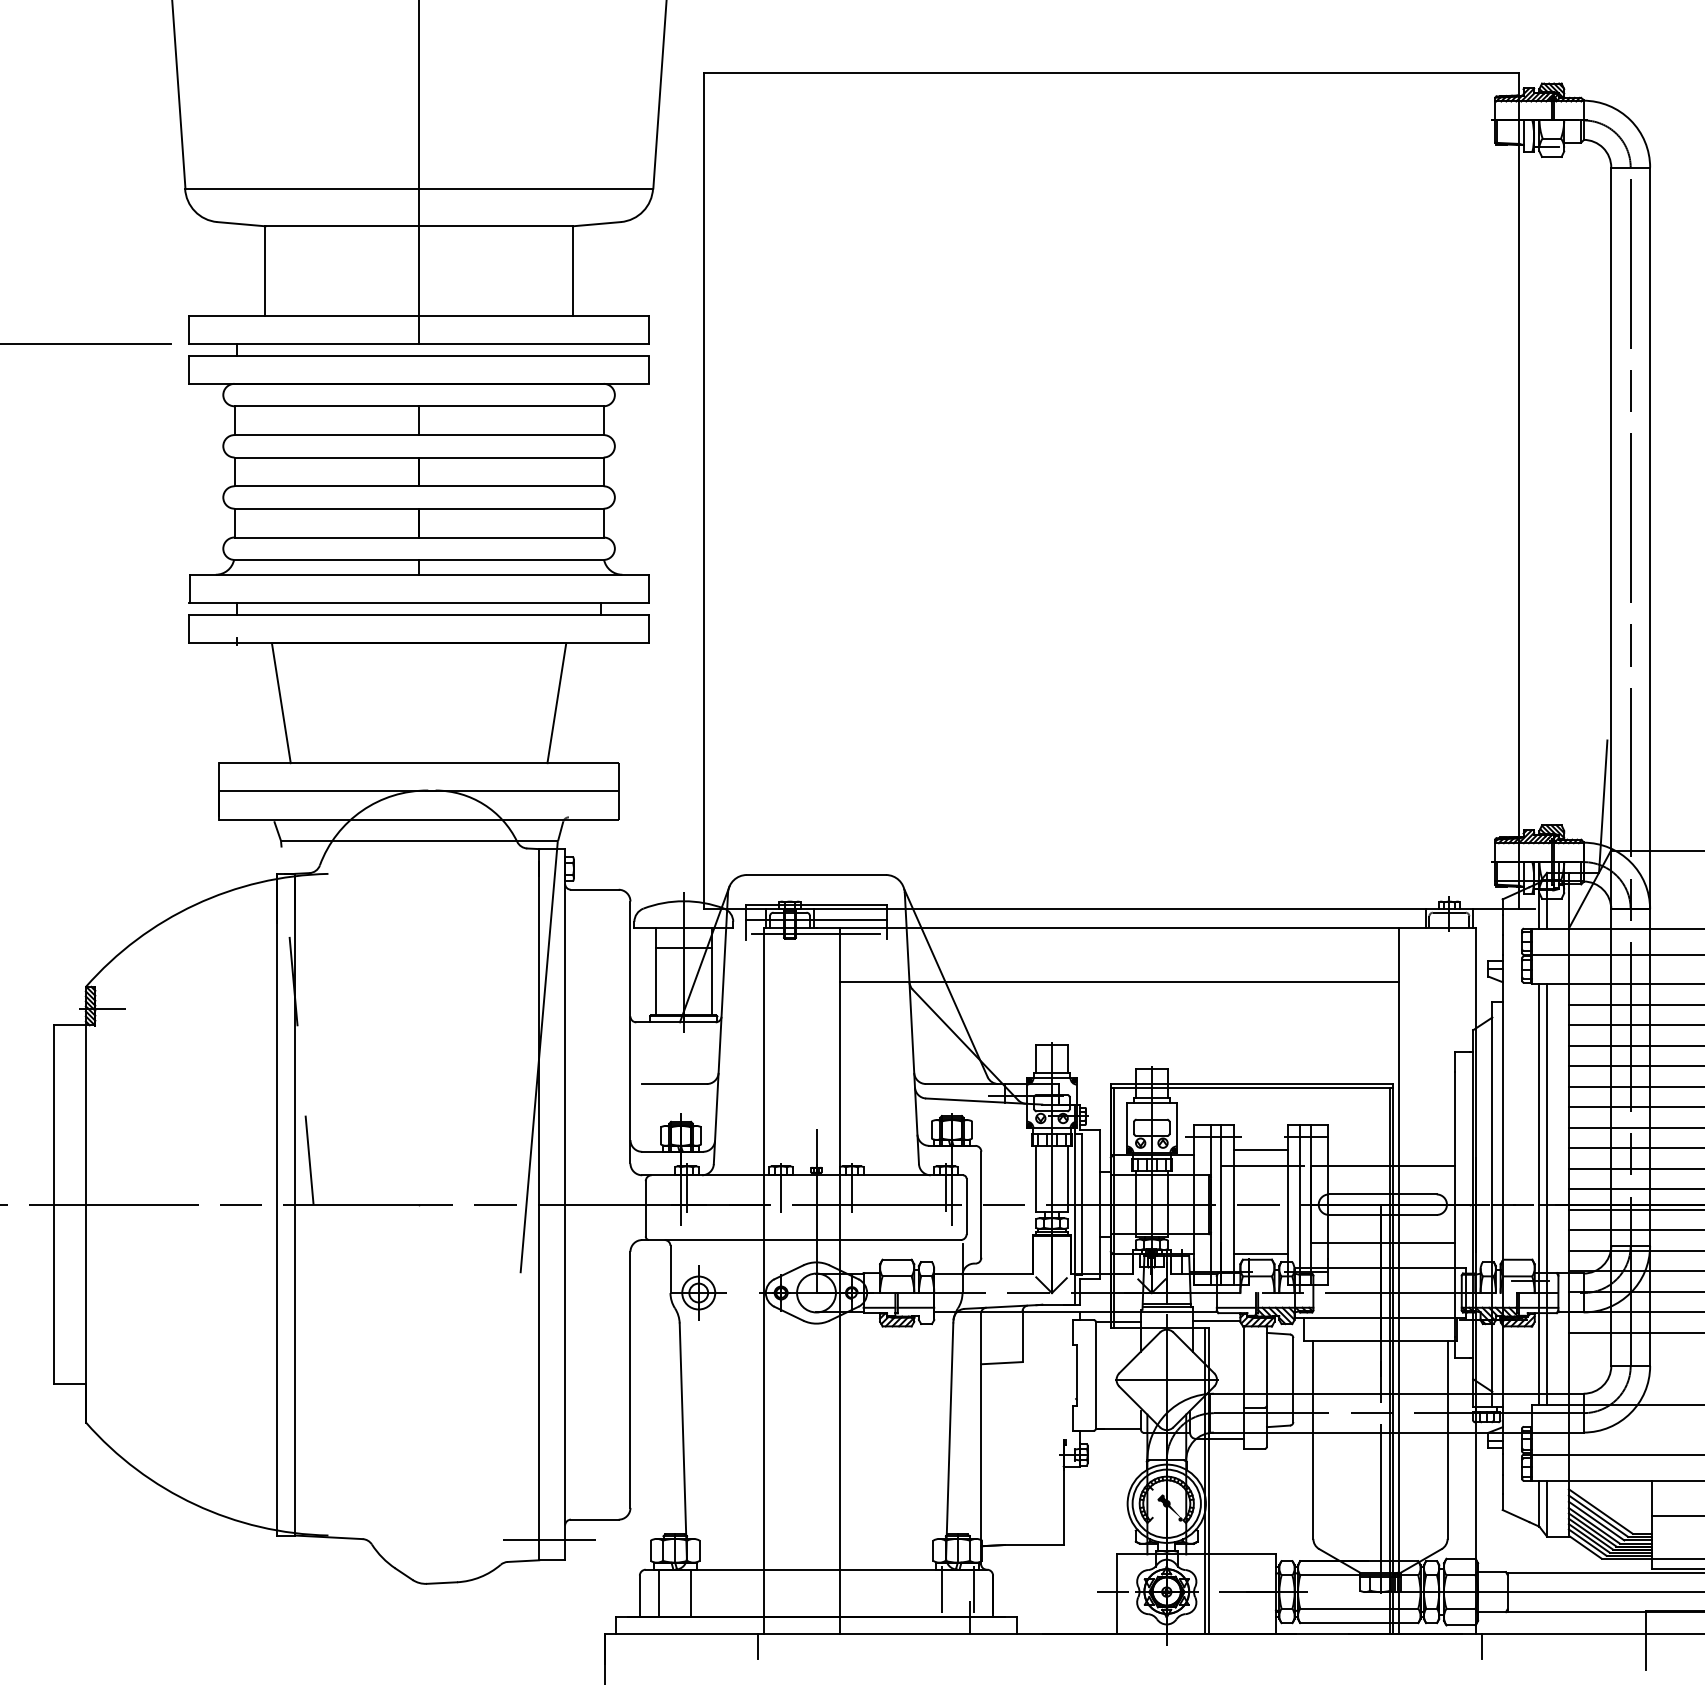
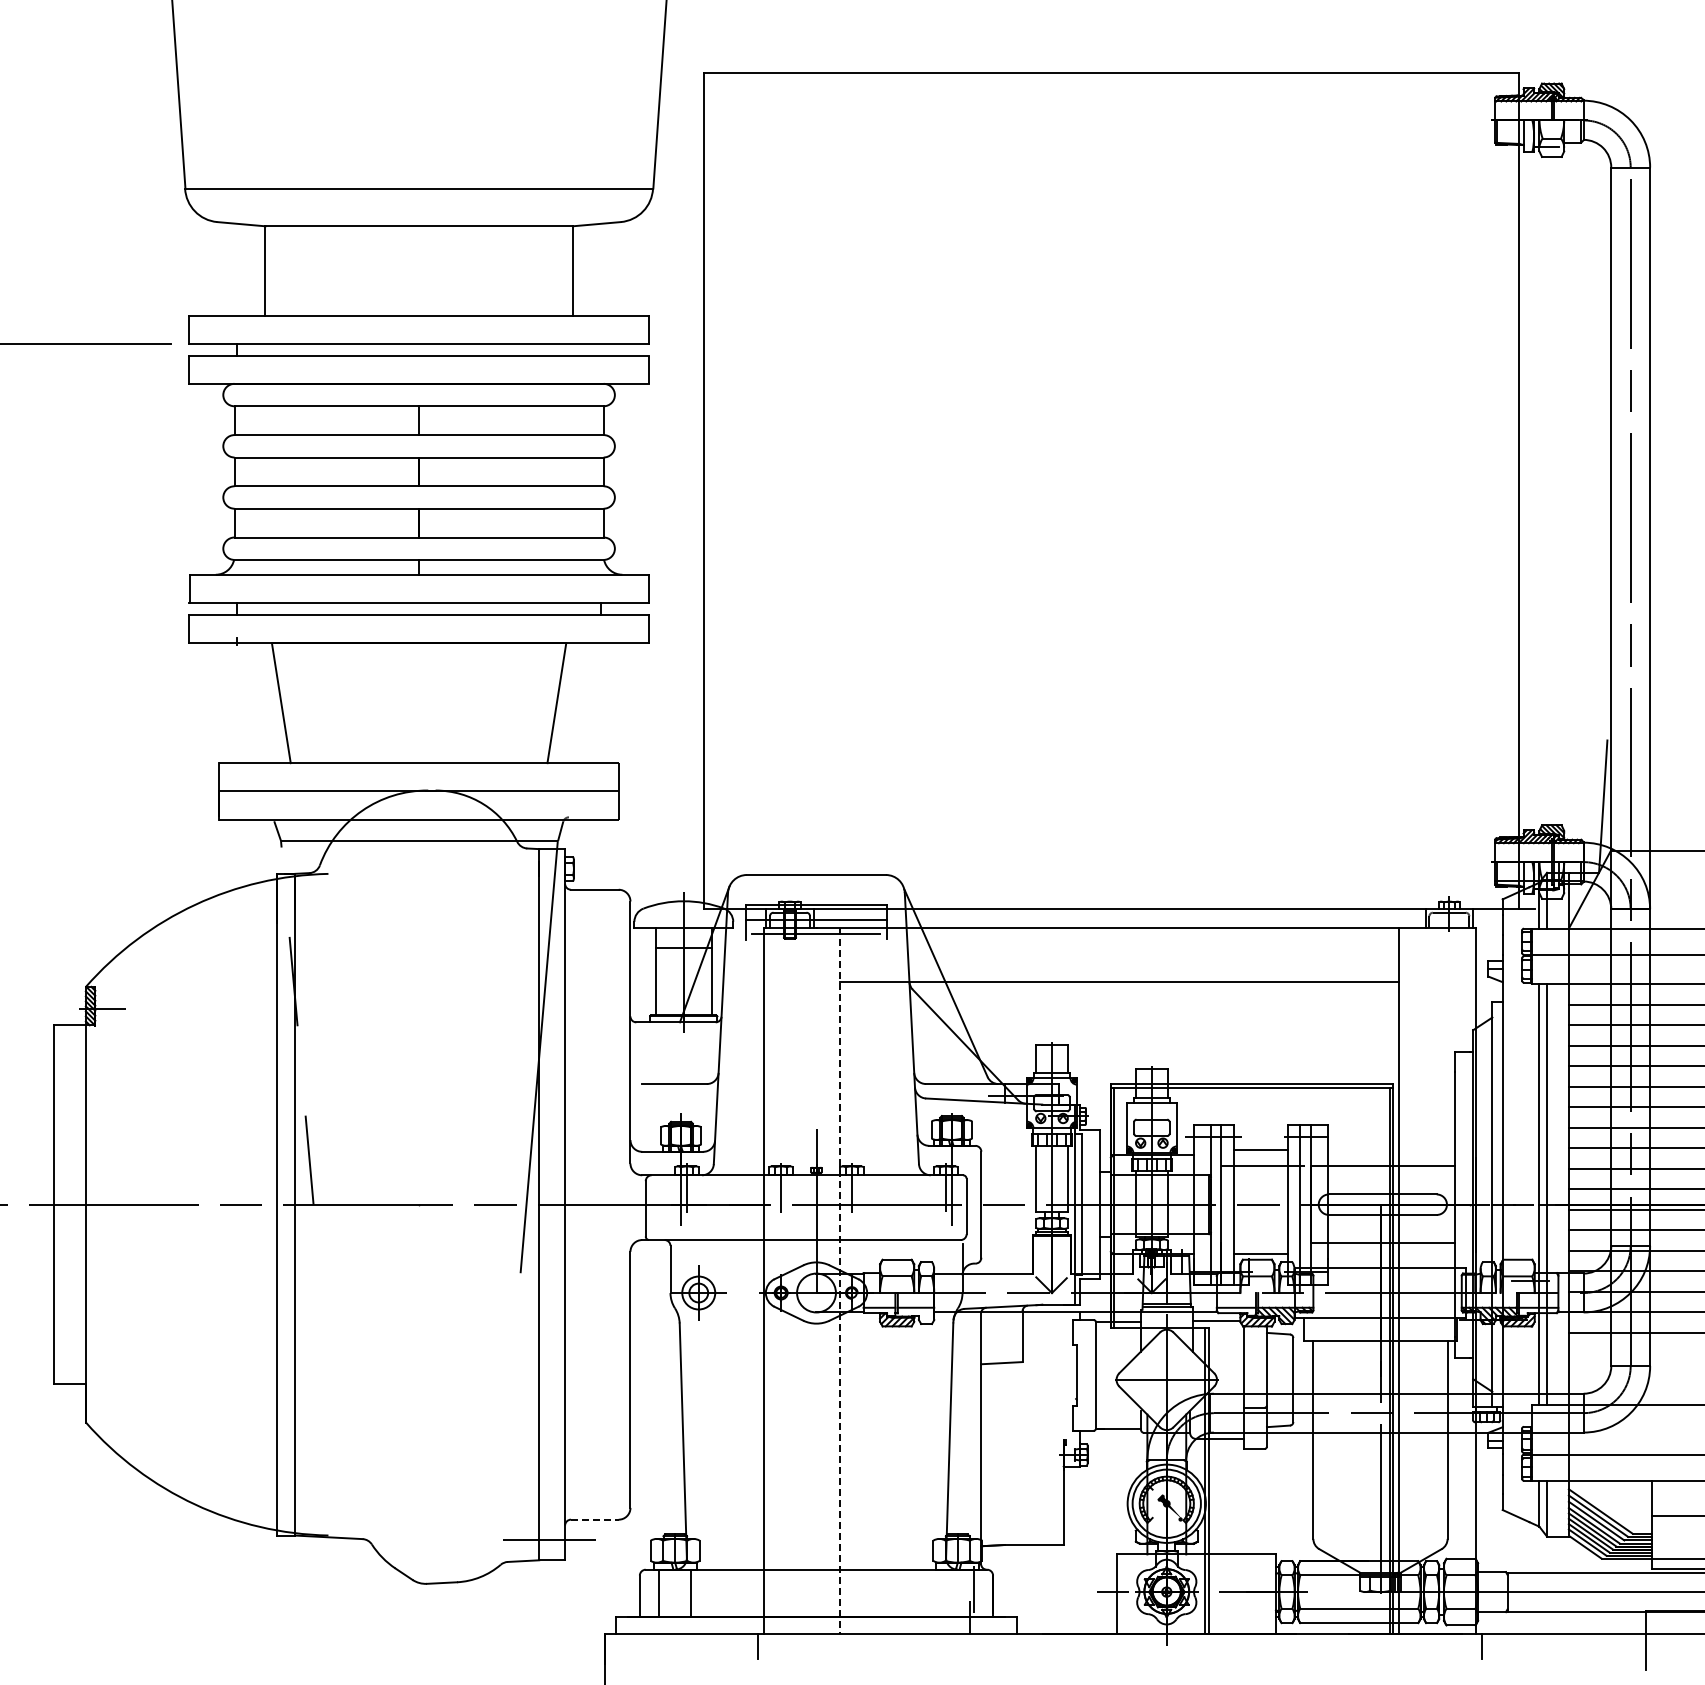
line: present -> none (419, 173)
line: solid -> dashed (840, 1281)
line: solid -> dashed (594, 1519)
line: present -> none (941, 1589)
